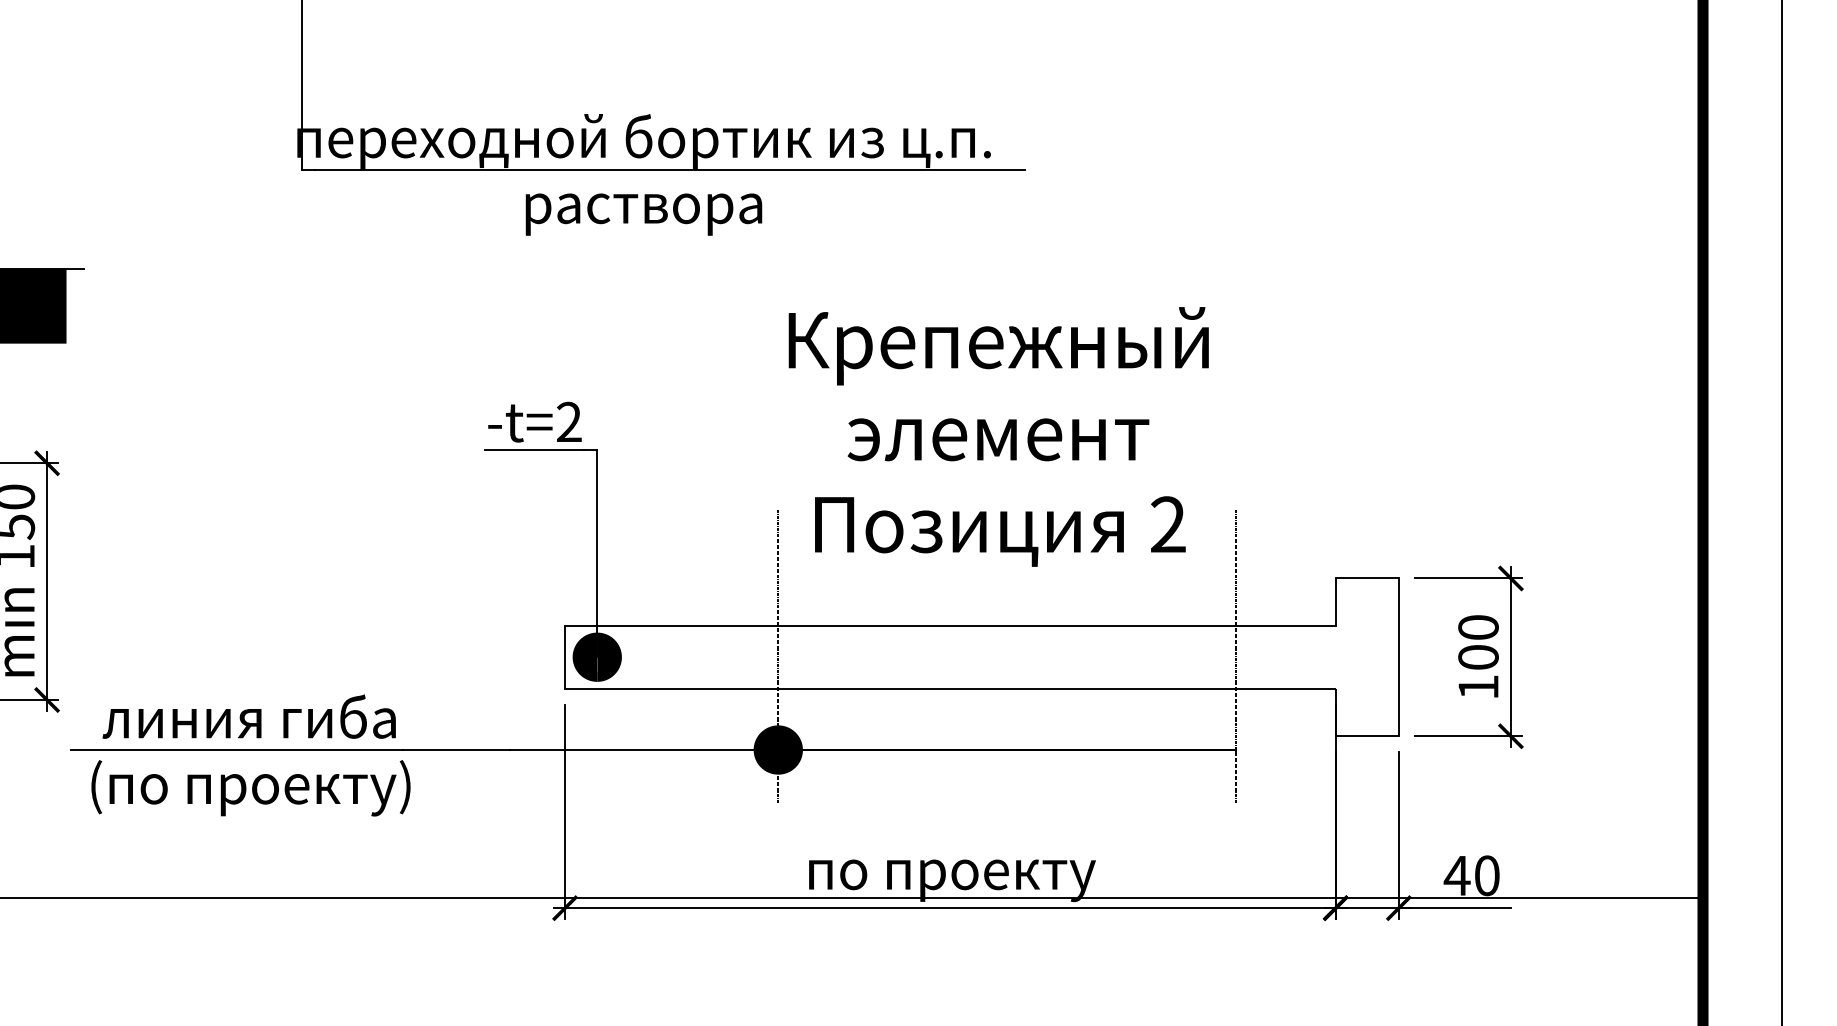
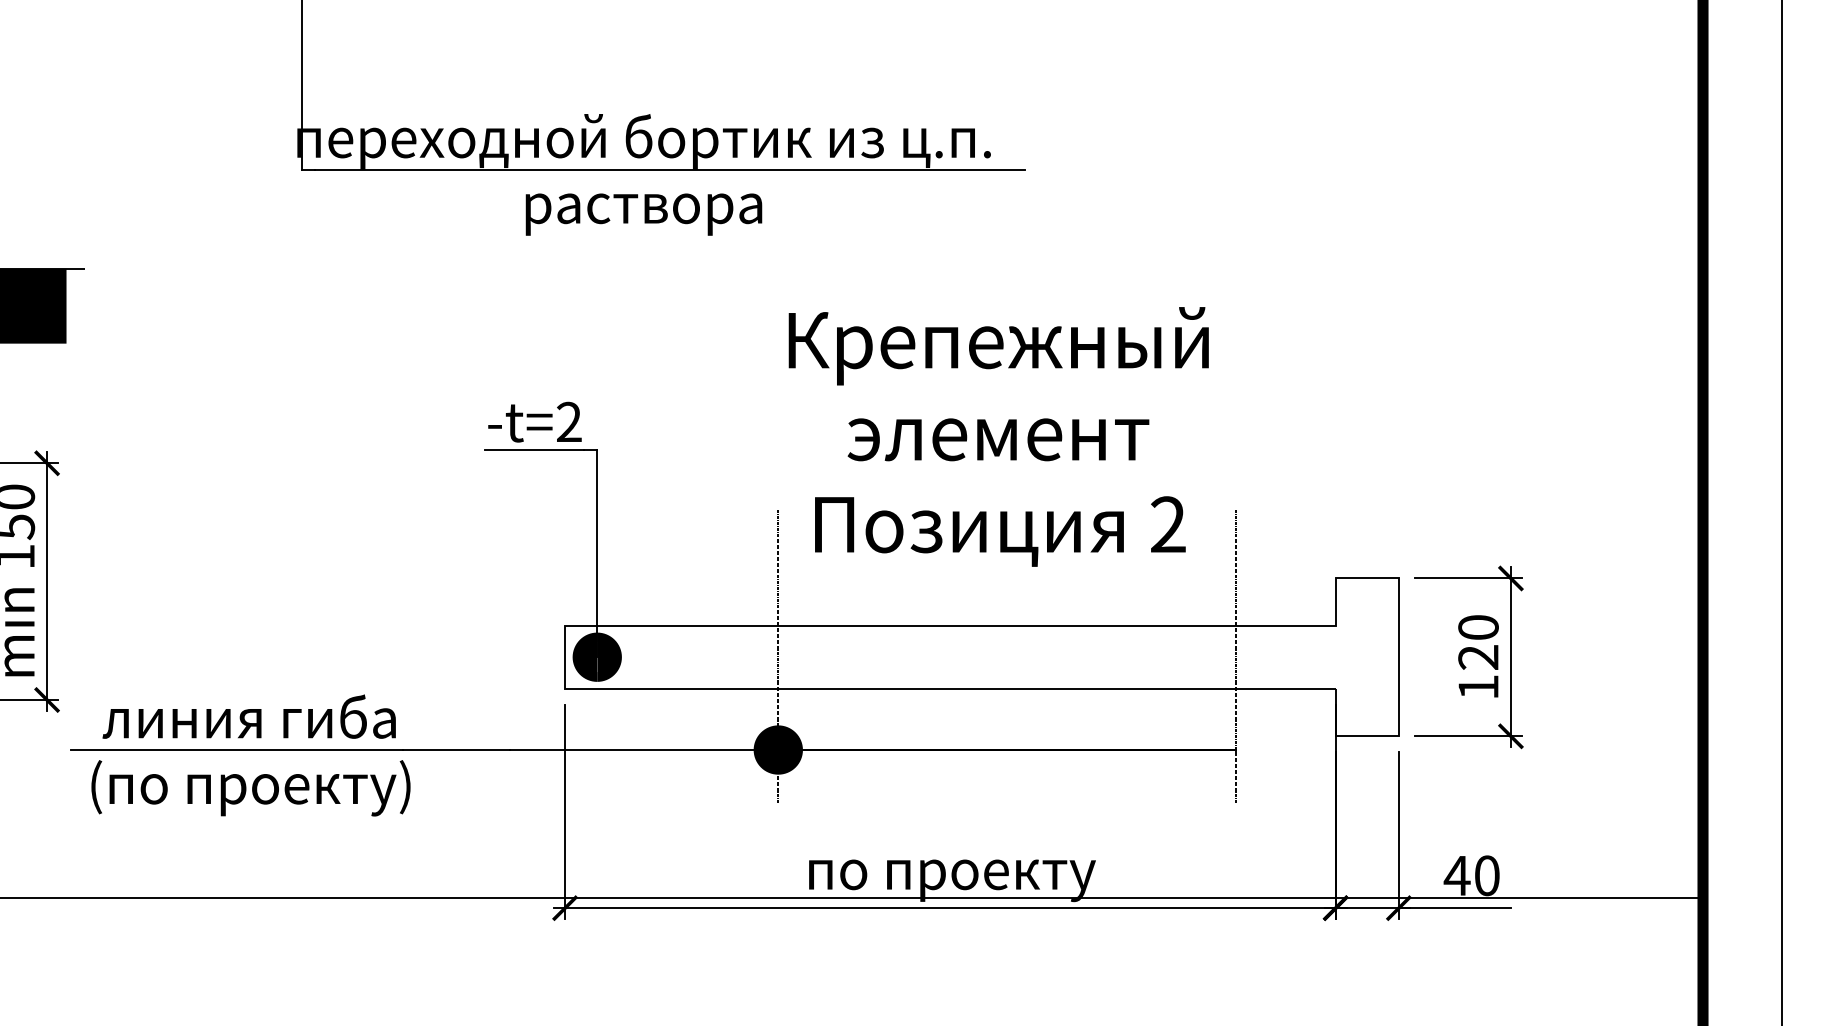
text: 100 -> 120 (1478, 657)
